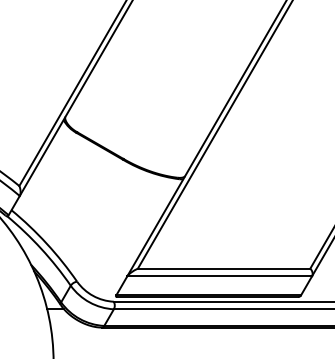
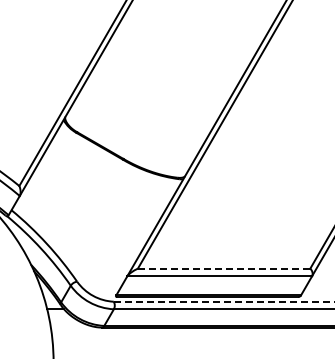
line: solid -> dashed (224, 268)
line: solid -> dashed (224, 301)
